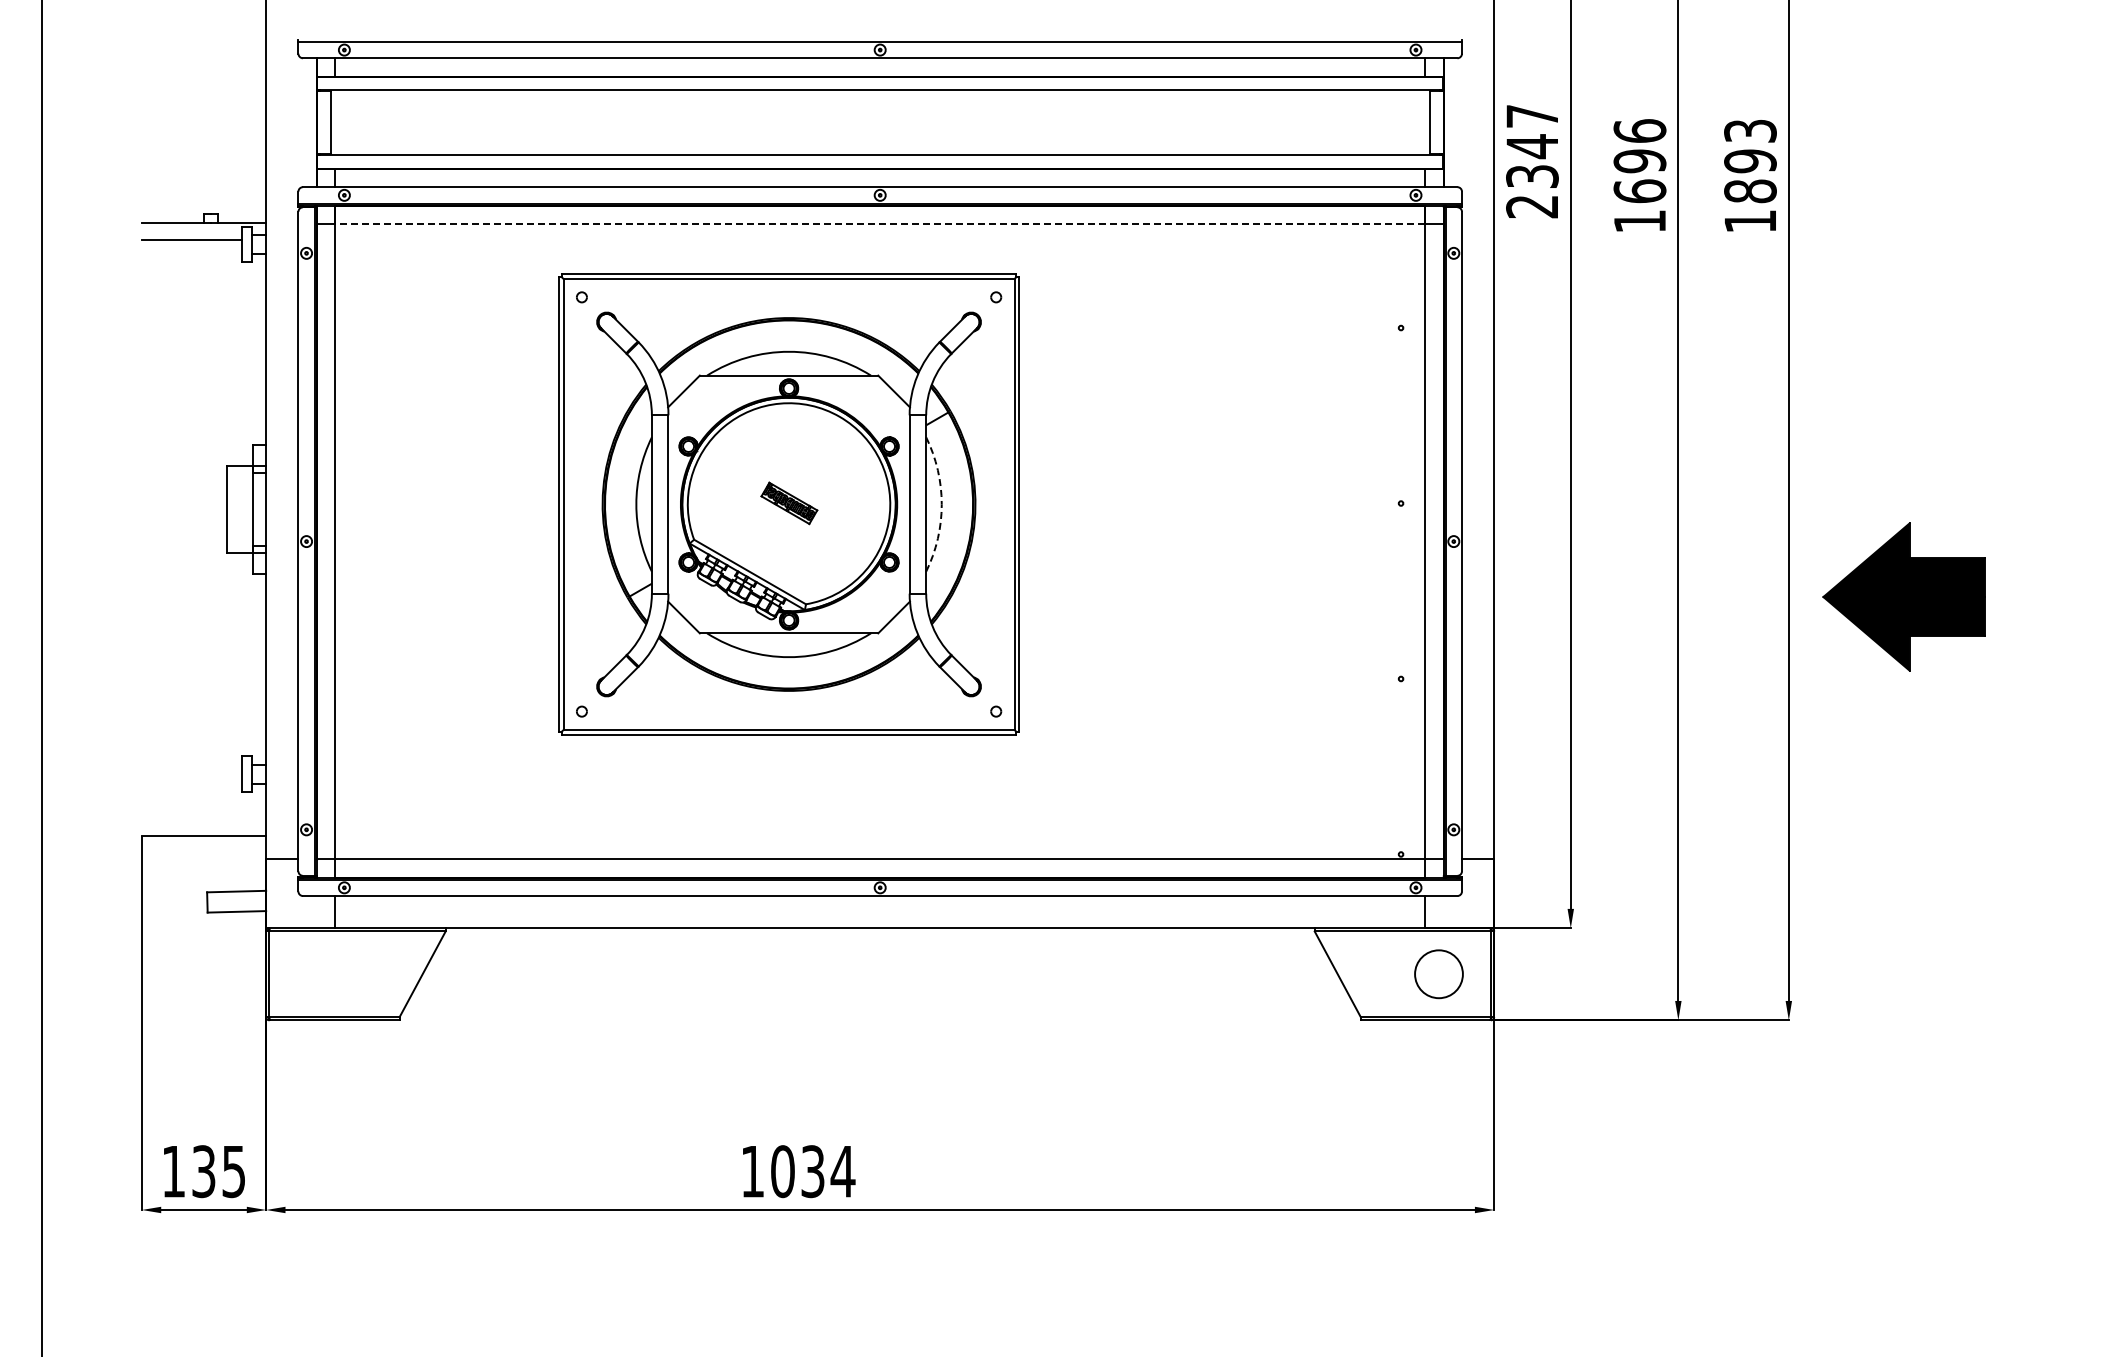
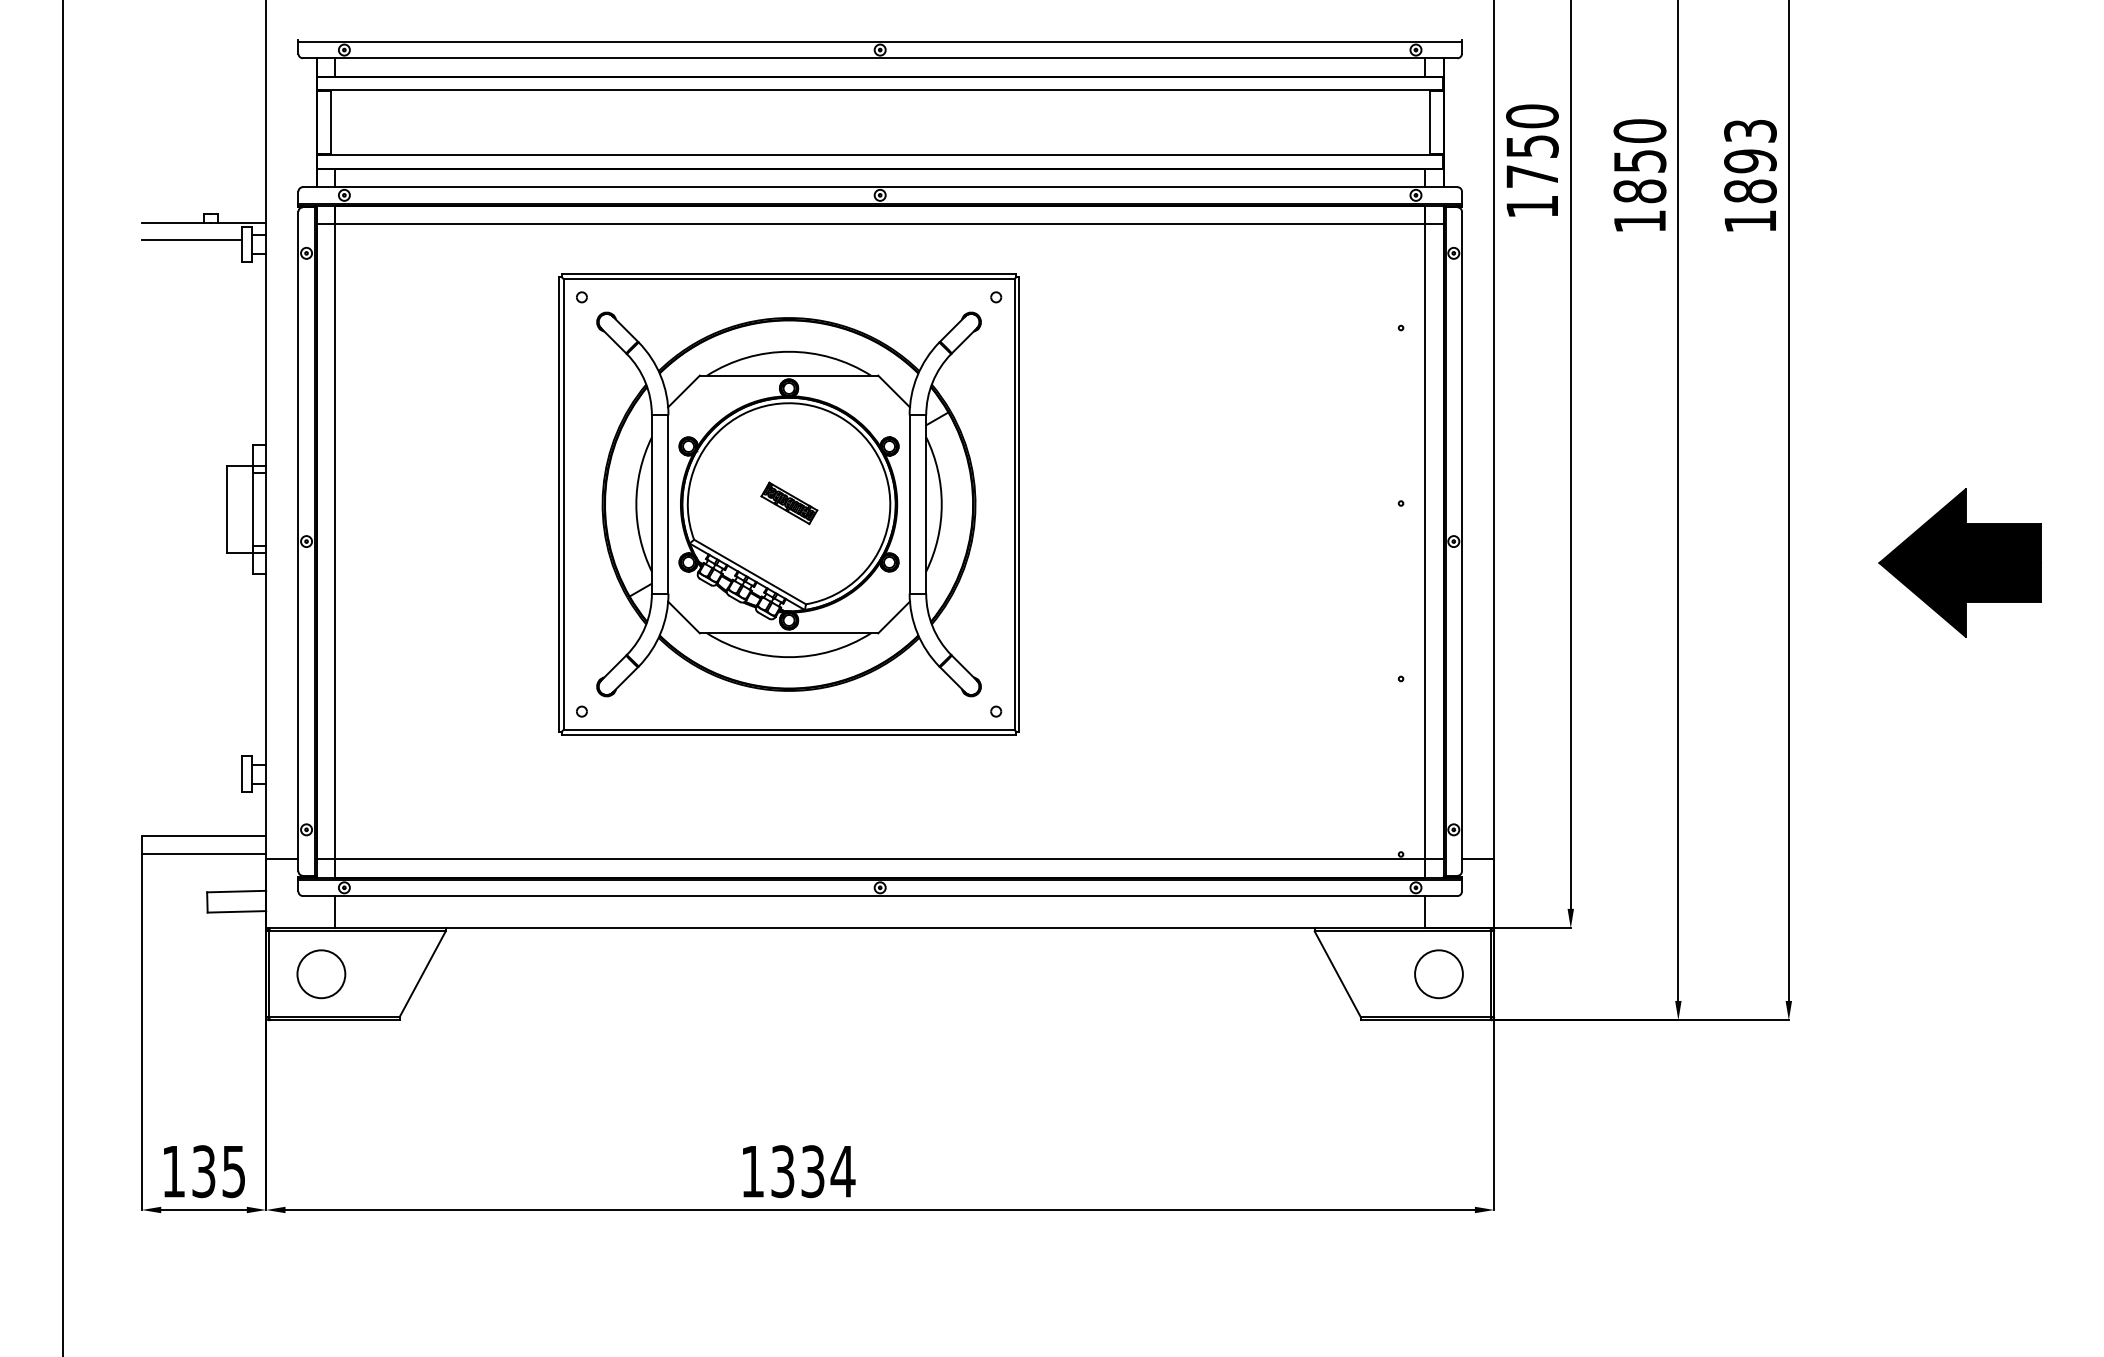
text: 2347 -> 1750 (1532, 161)
text: 1696 -> 1850 (1639, 161)
line: dashed -> solid (880, 223)
arc: dashed -> solid (941, 504)
part position: (1903, 596) -> (1959, 562) (1959, 562)
line position: (42, 677) -> (63, 677) (63, 677)
line: none -> present (203, 853)
circle: none -> present (321, 974)
text: 1034 -> 1334 (782, 1171)
